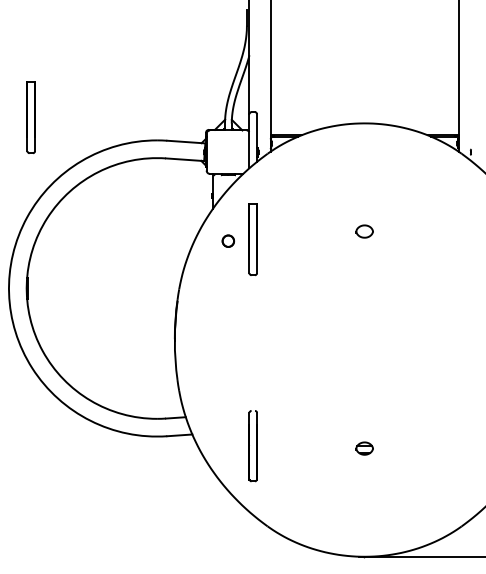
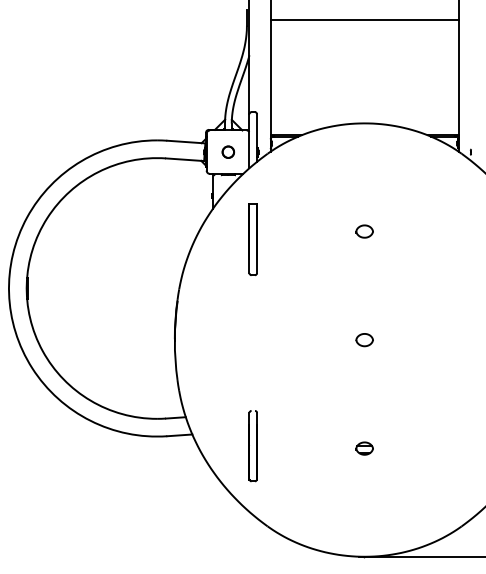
line: none -> present (364, 20)
part: present -> none (30, 117)
circle position: (227, 240) -> (227, 151) (227, 151)
part: none -> present (364, 340)
